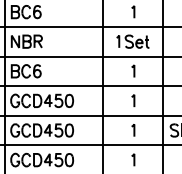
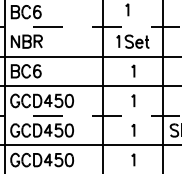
line position: (133, 11) -> (127, 9) (127, 9)
line: solid -> dashed (91, 26)
line: solid -> dashed (91, 115)
